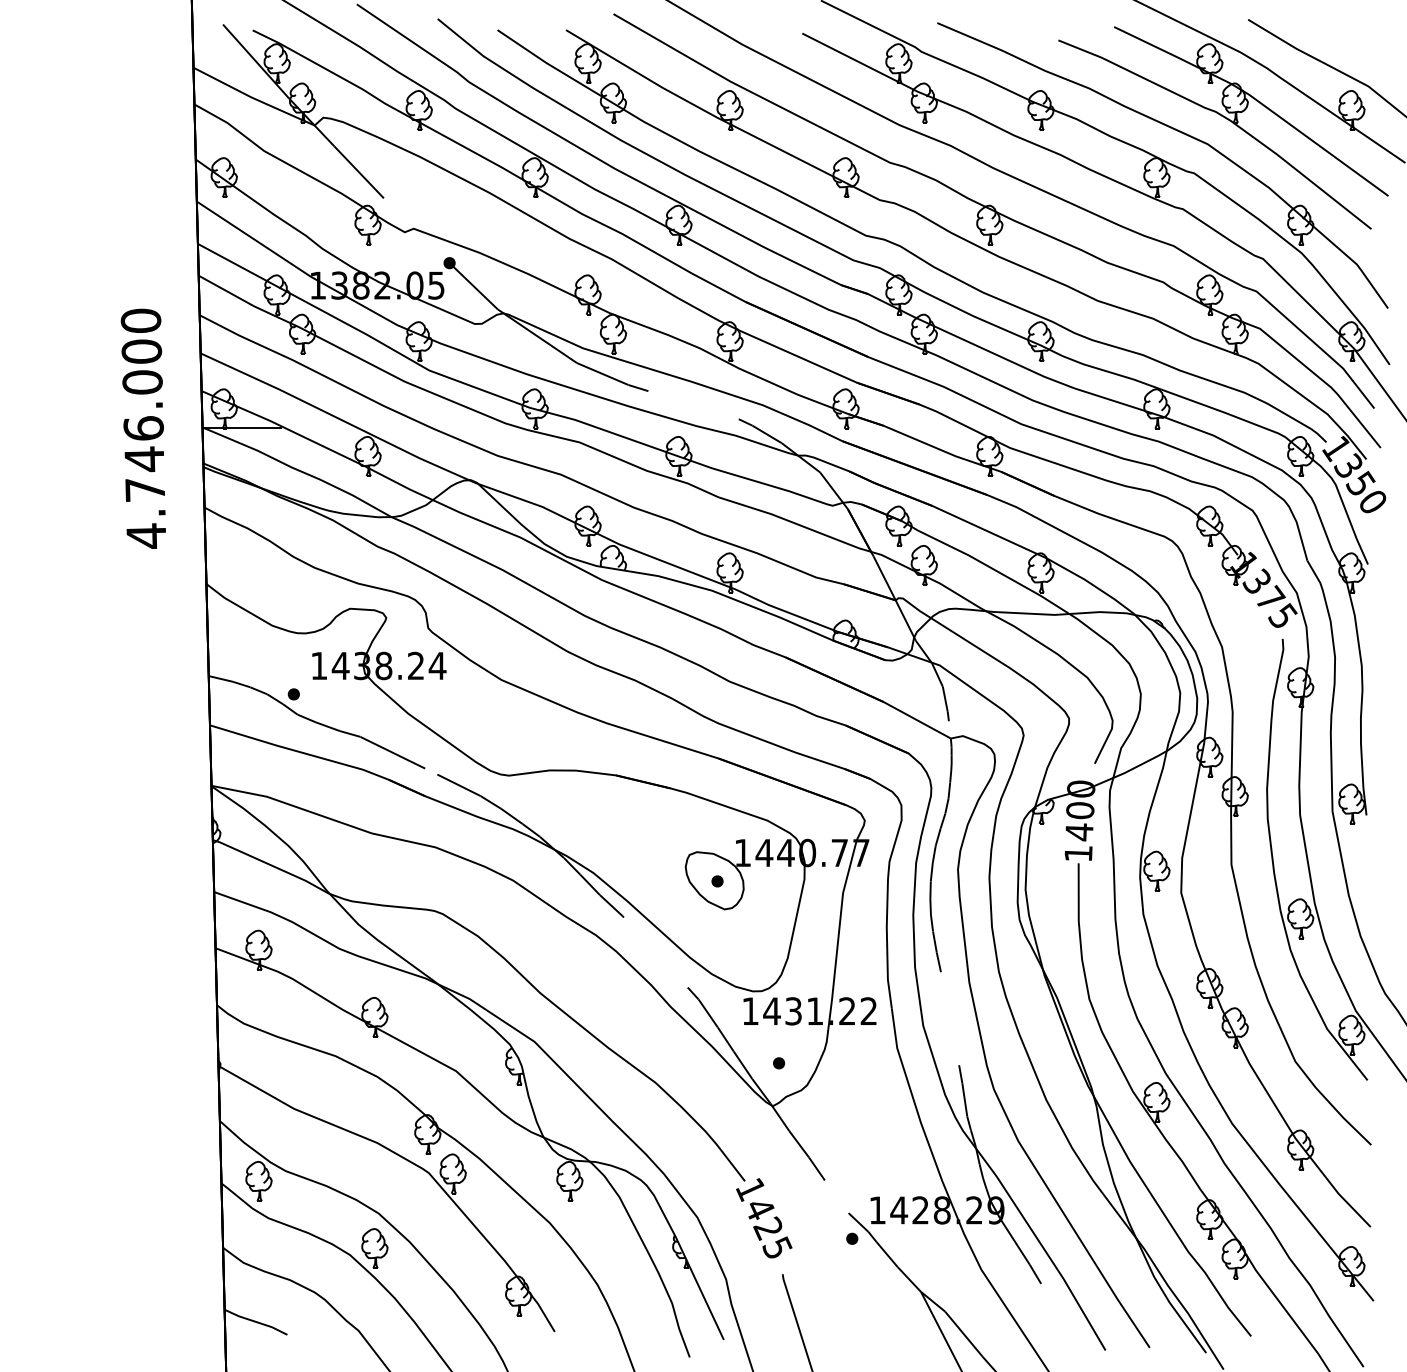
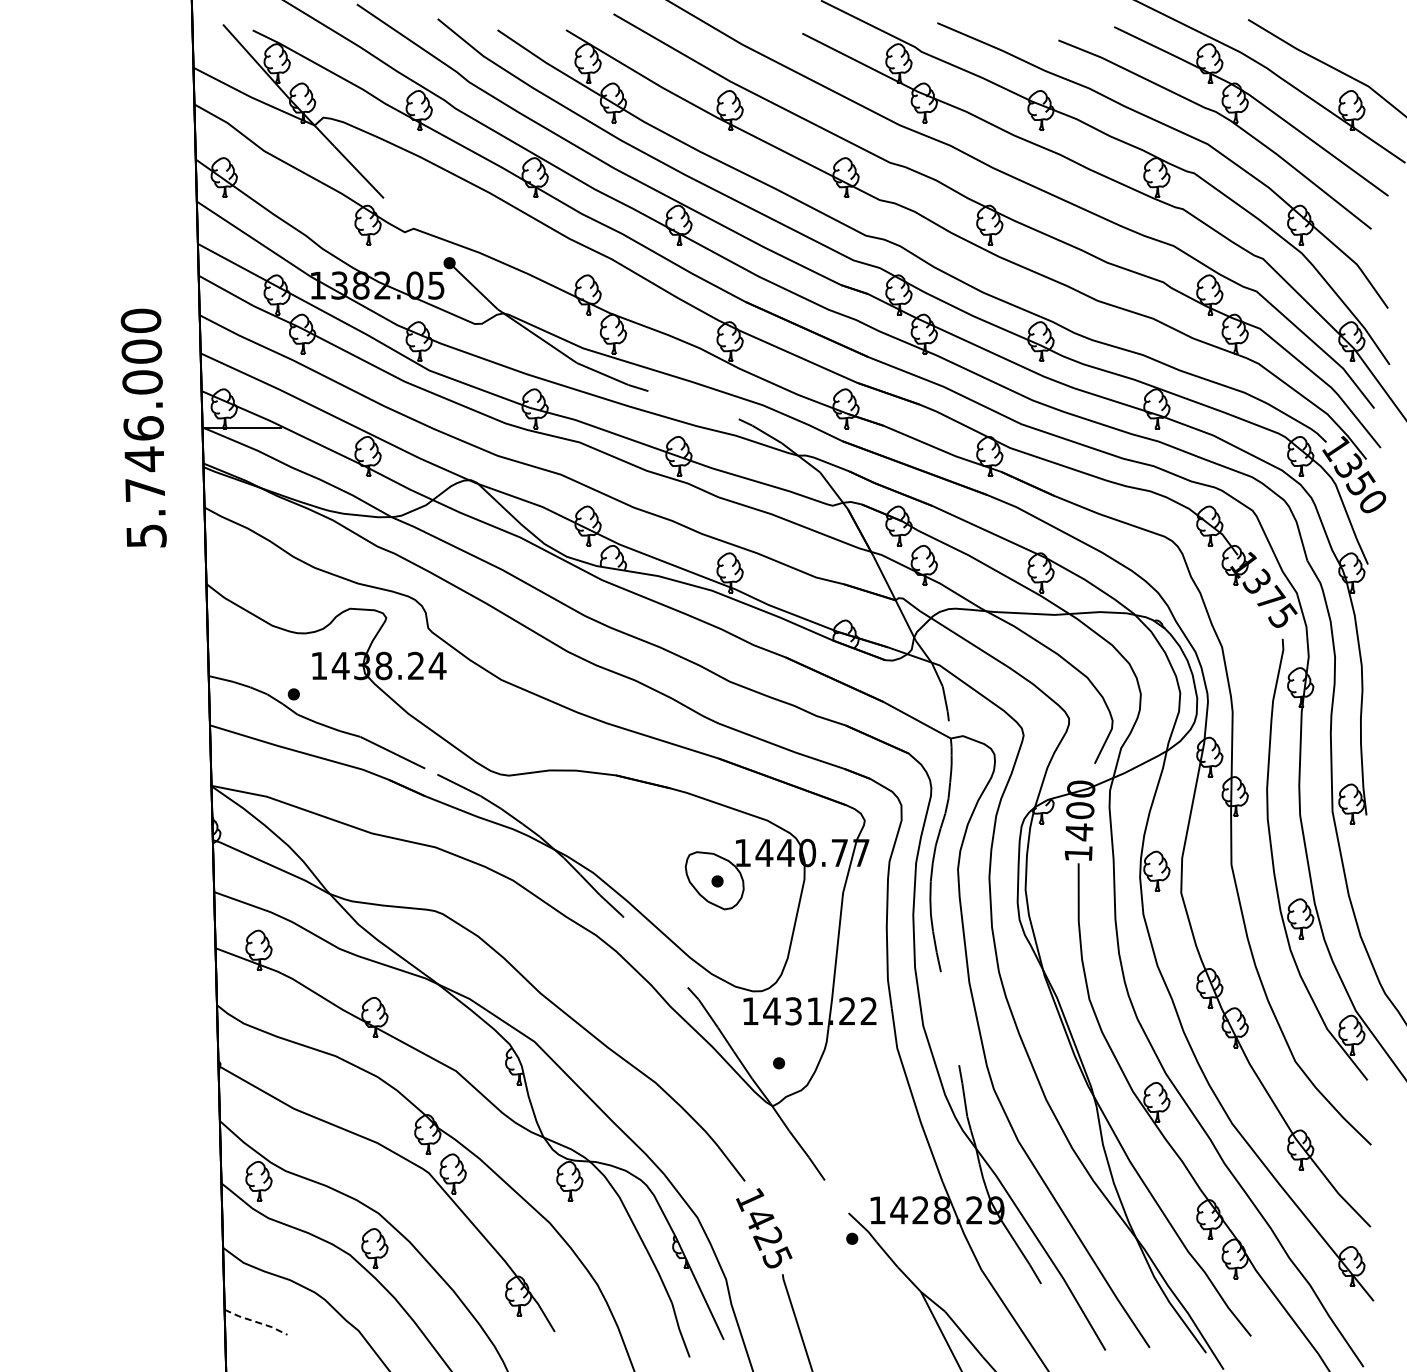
text: 4.746.000 -> 5.746.000 (146, 535)
text position: (764, 1218) -> (764, 1228) (764, 1228)
line: solid -> dashed (256, 1322)
